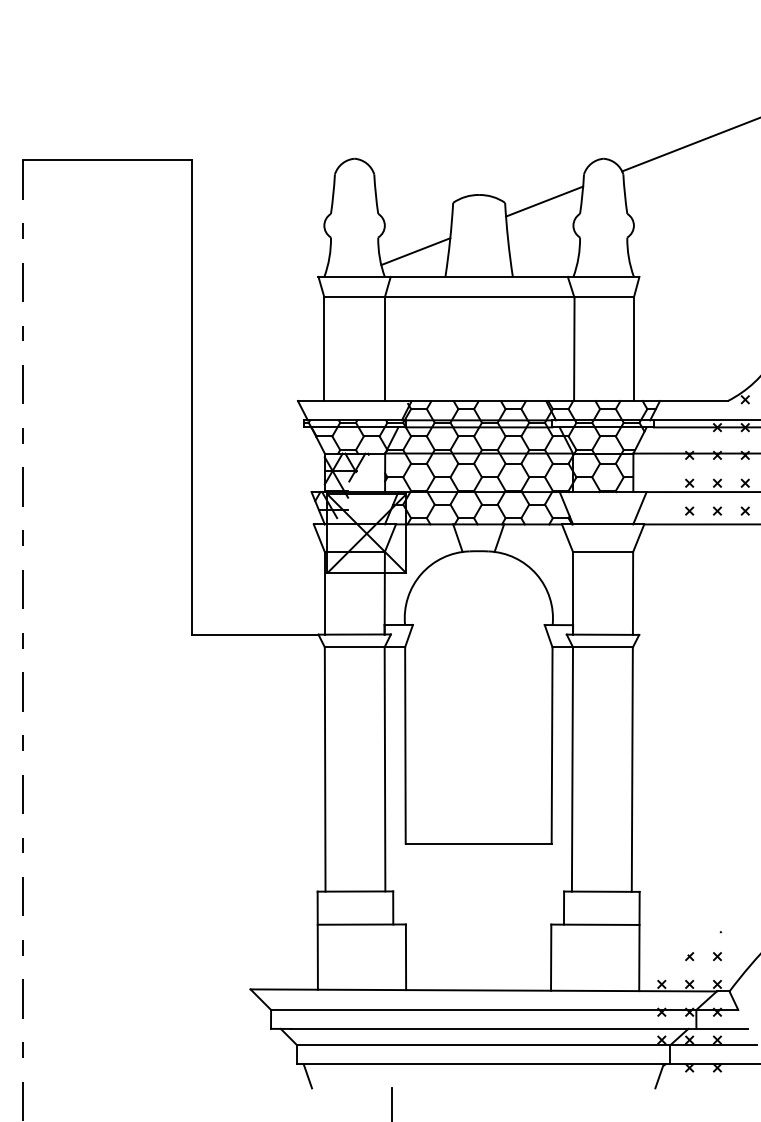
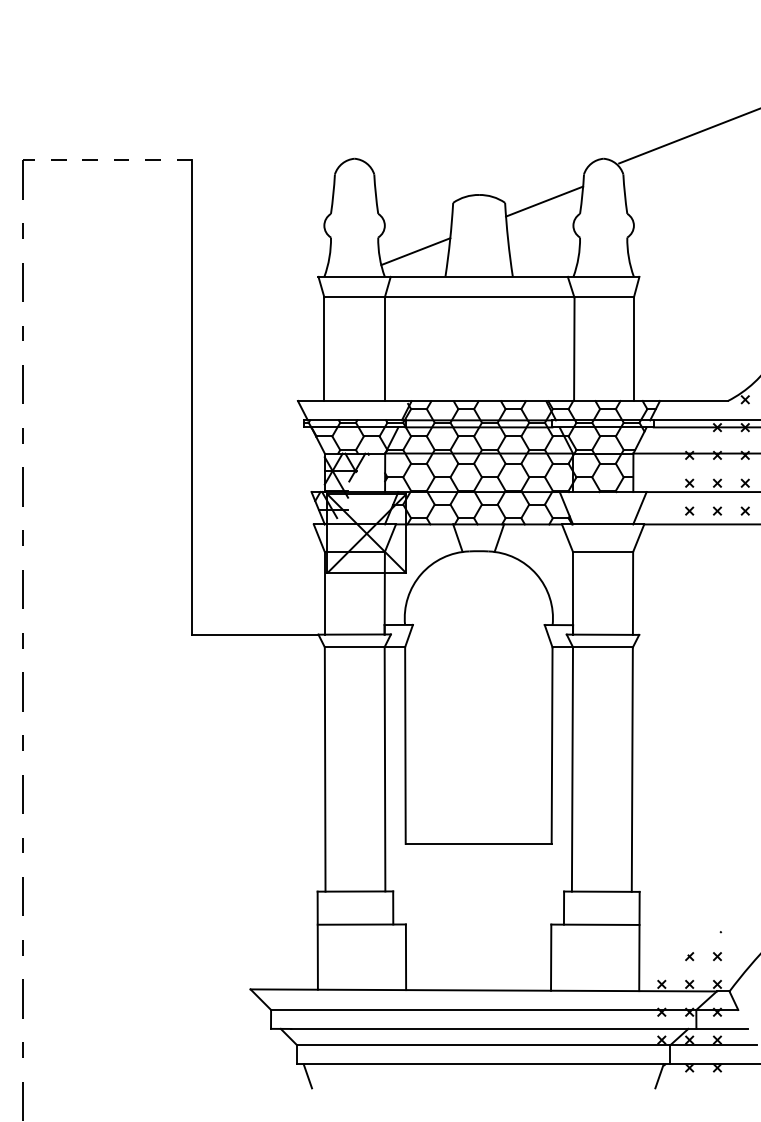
line position: (689, 144) -> (688, 136) (688, 136)
line: solid -> dashed (107, 160)
line: present -> none (392, 1103)
